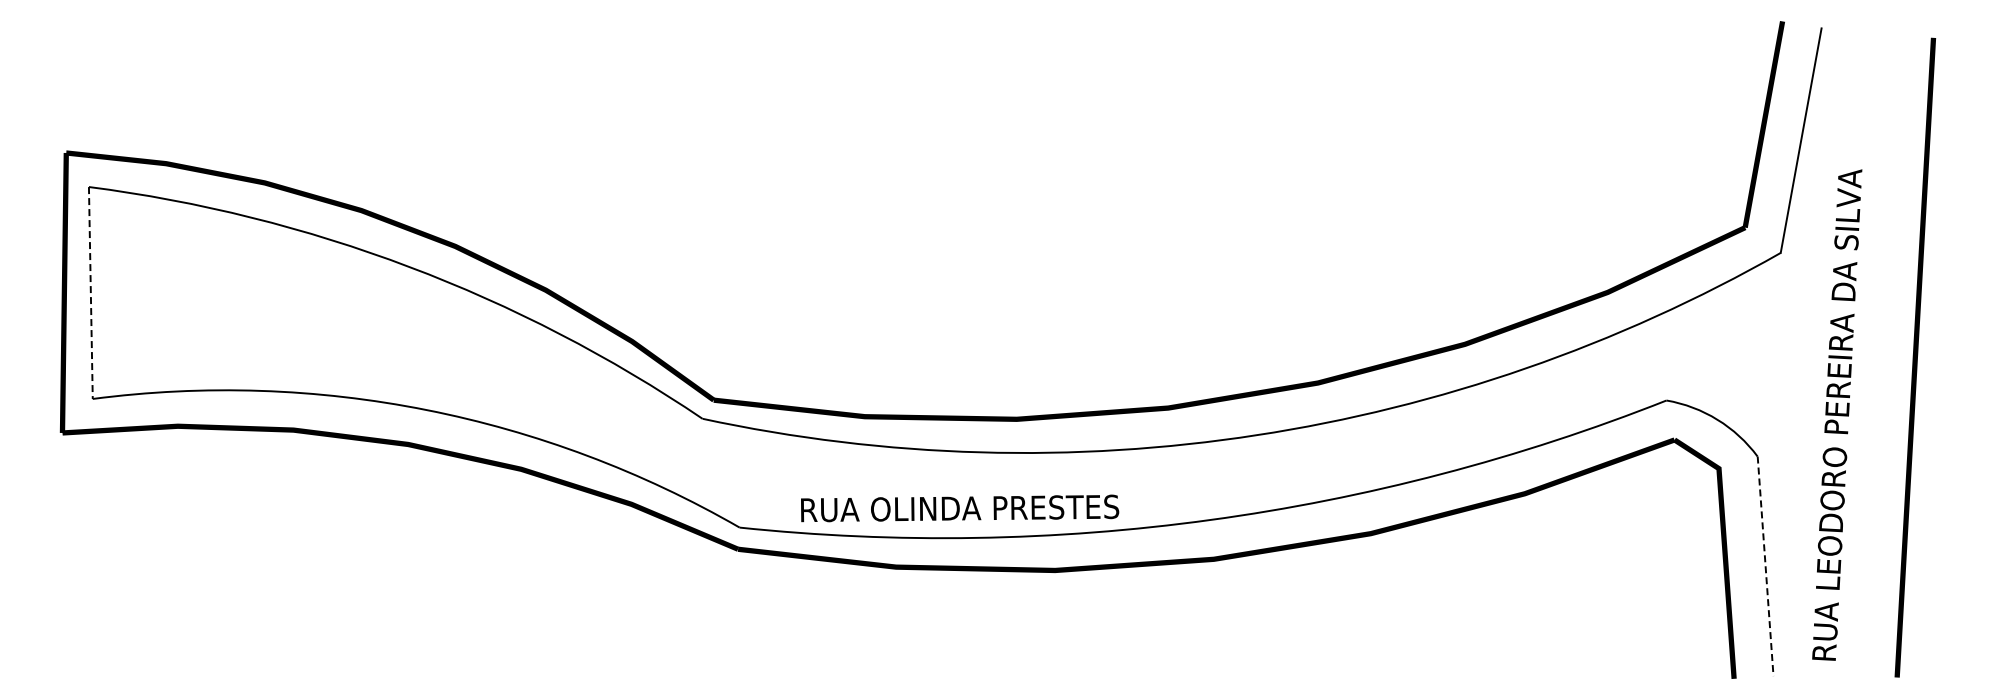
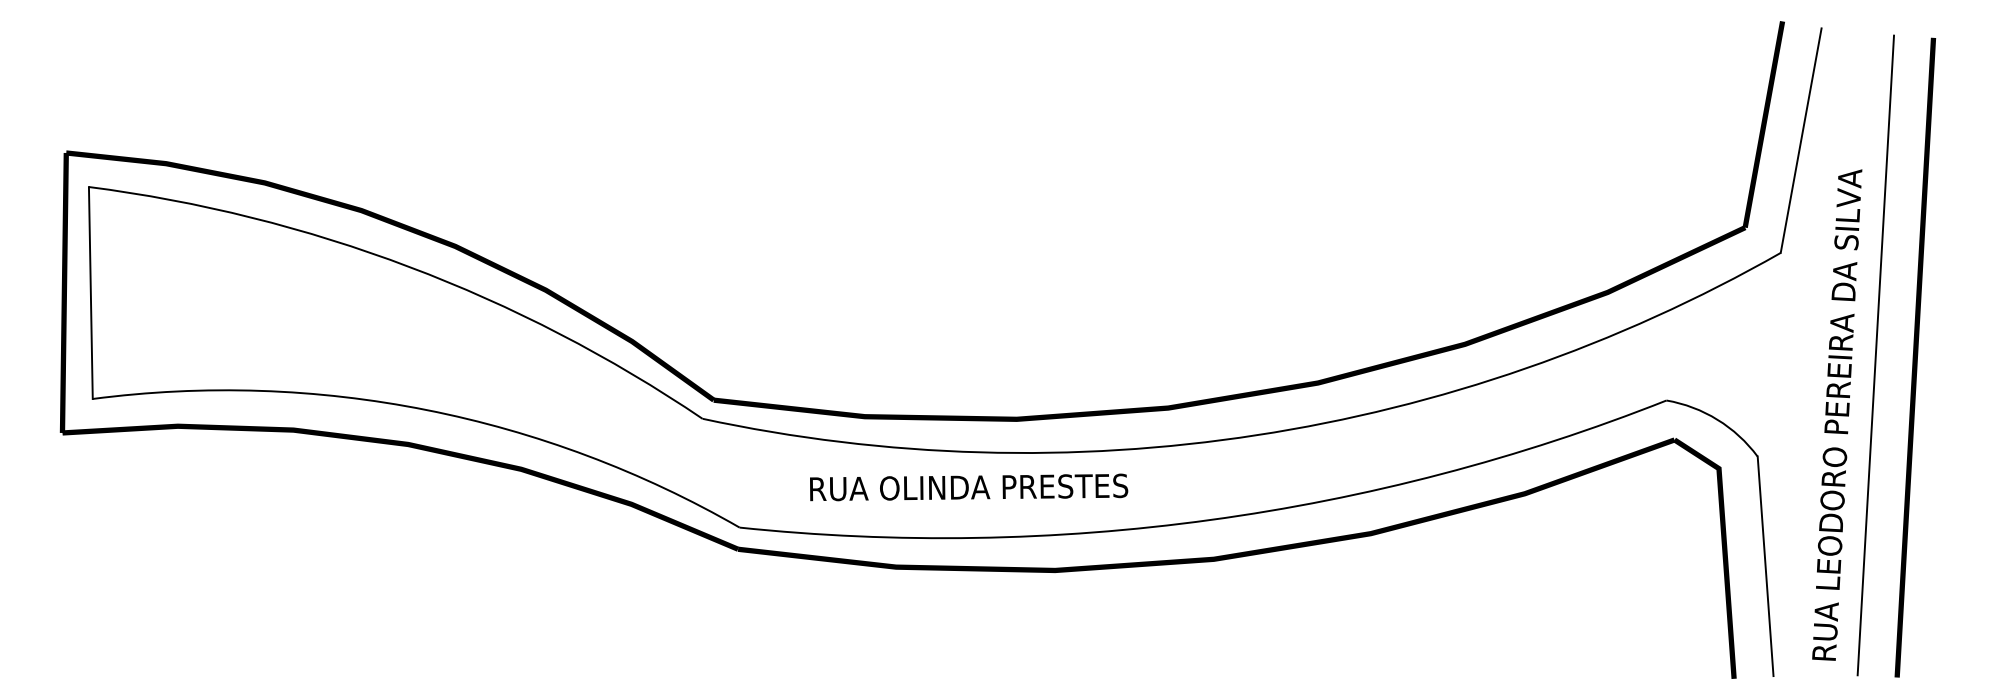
line: dashed -> solid (90, 293)
line: none -> present (1875, 355)
text position: (960, 508) -> (969, 487) (969, 487)
line: dashed -> solid (1765, 566)
